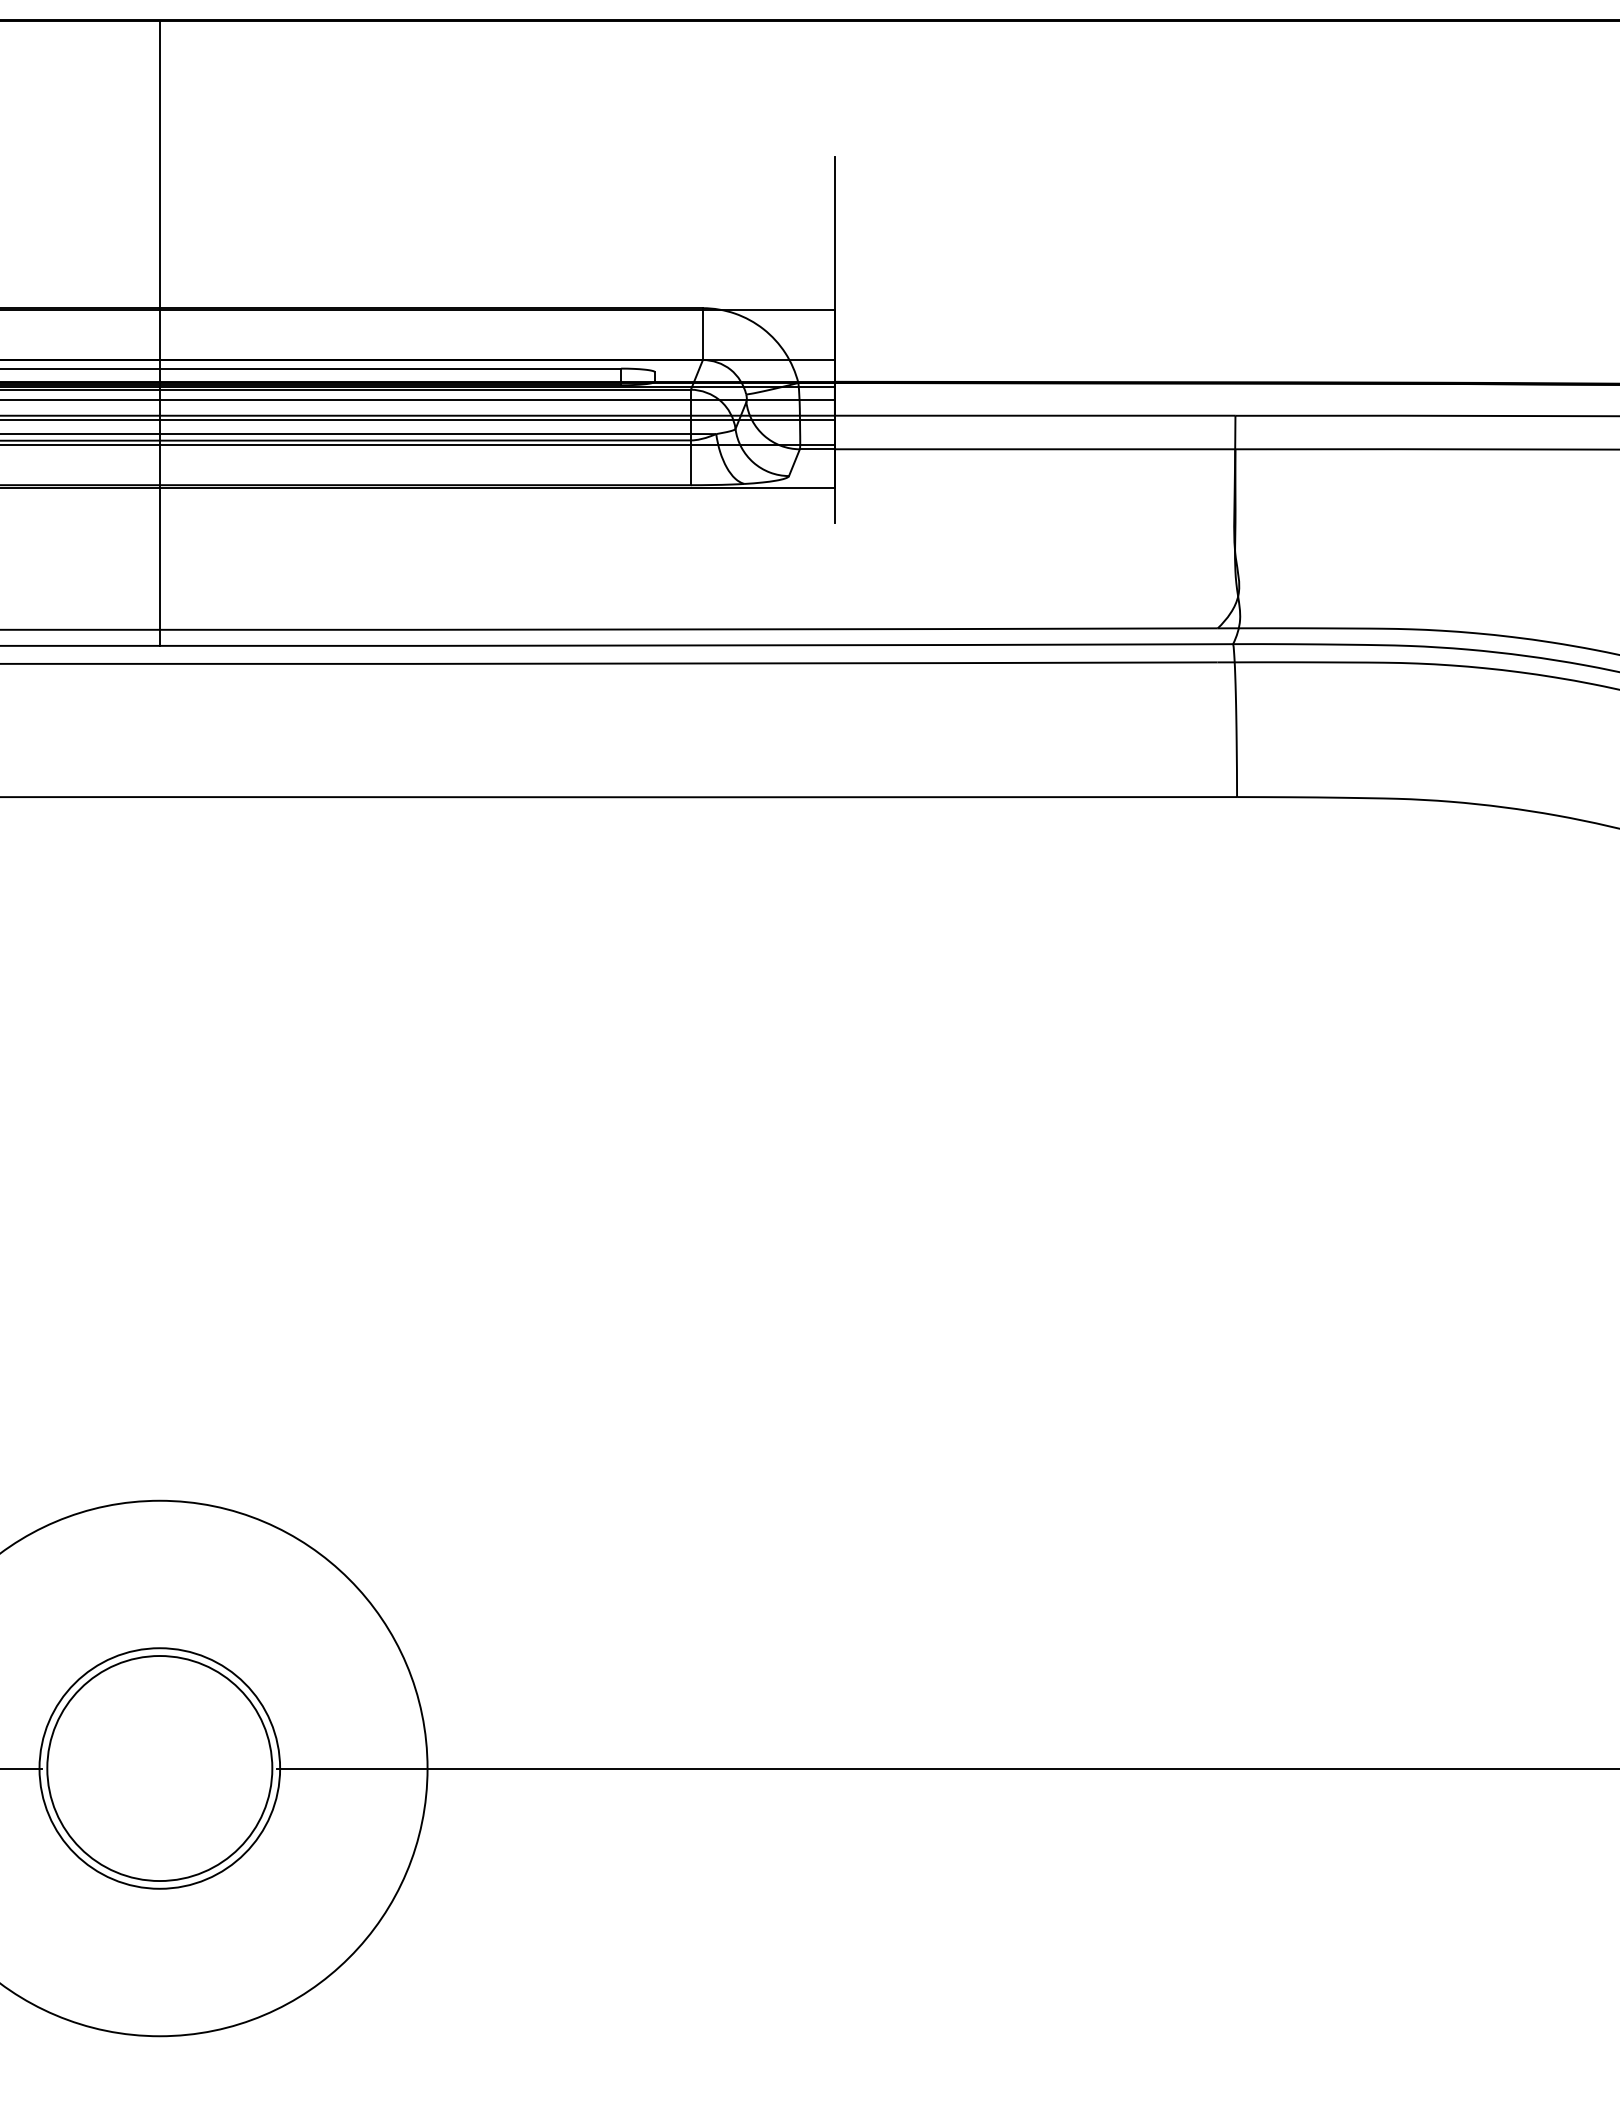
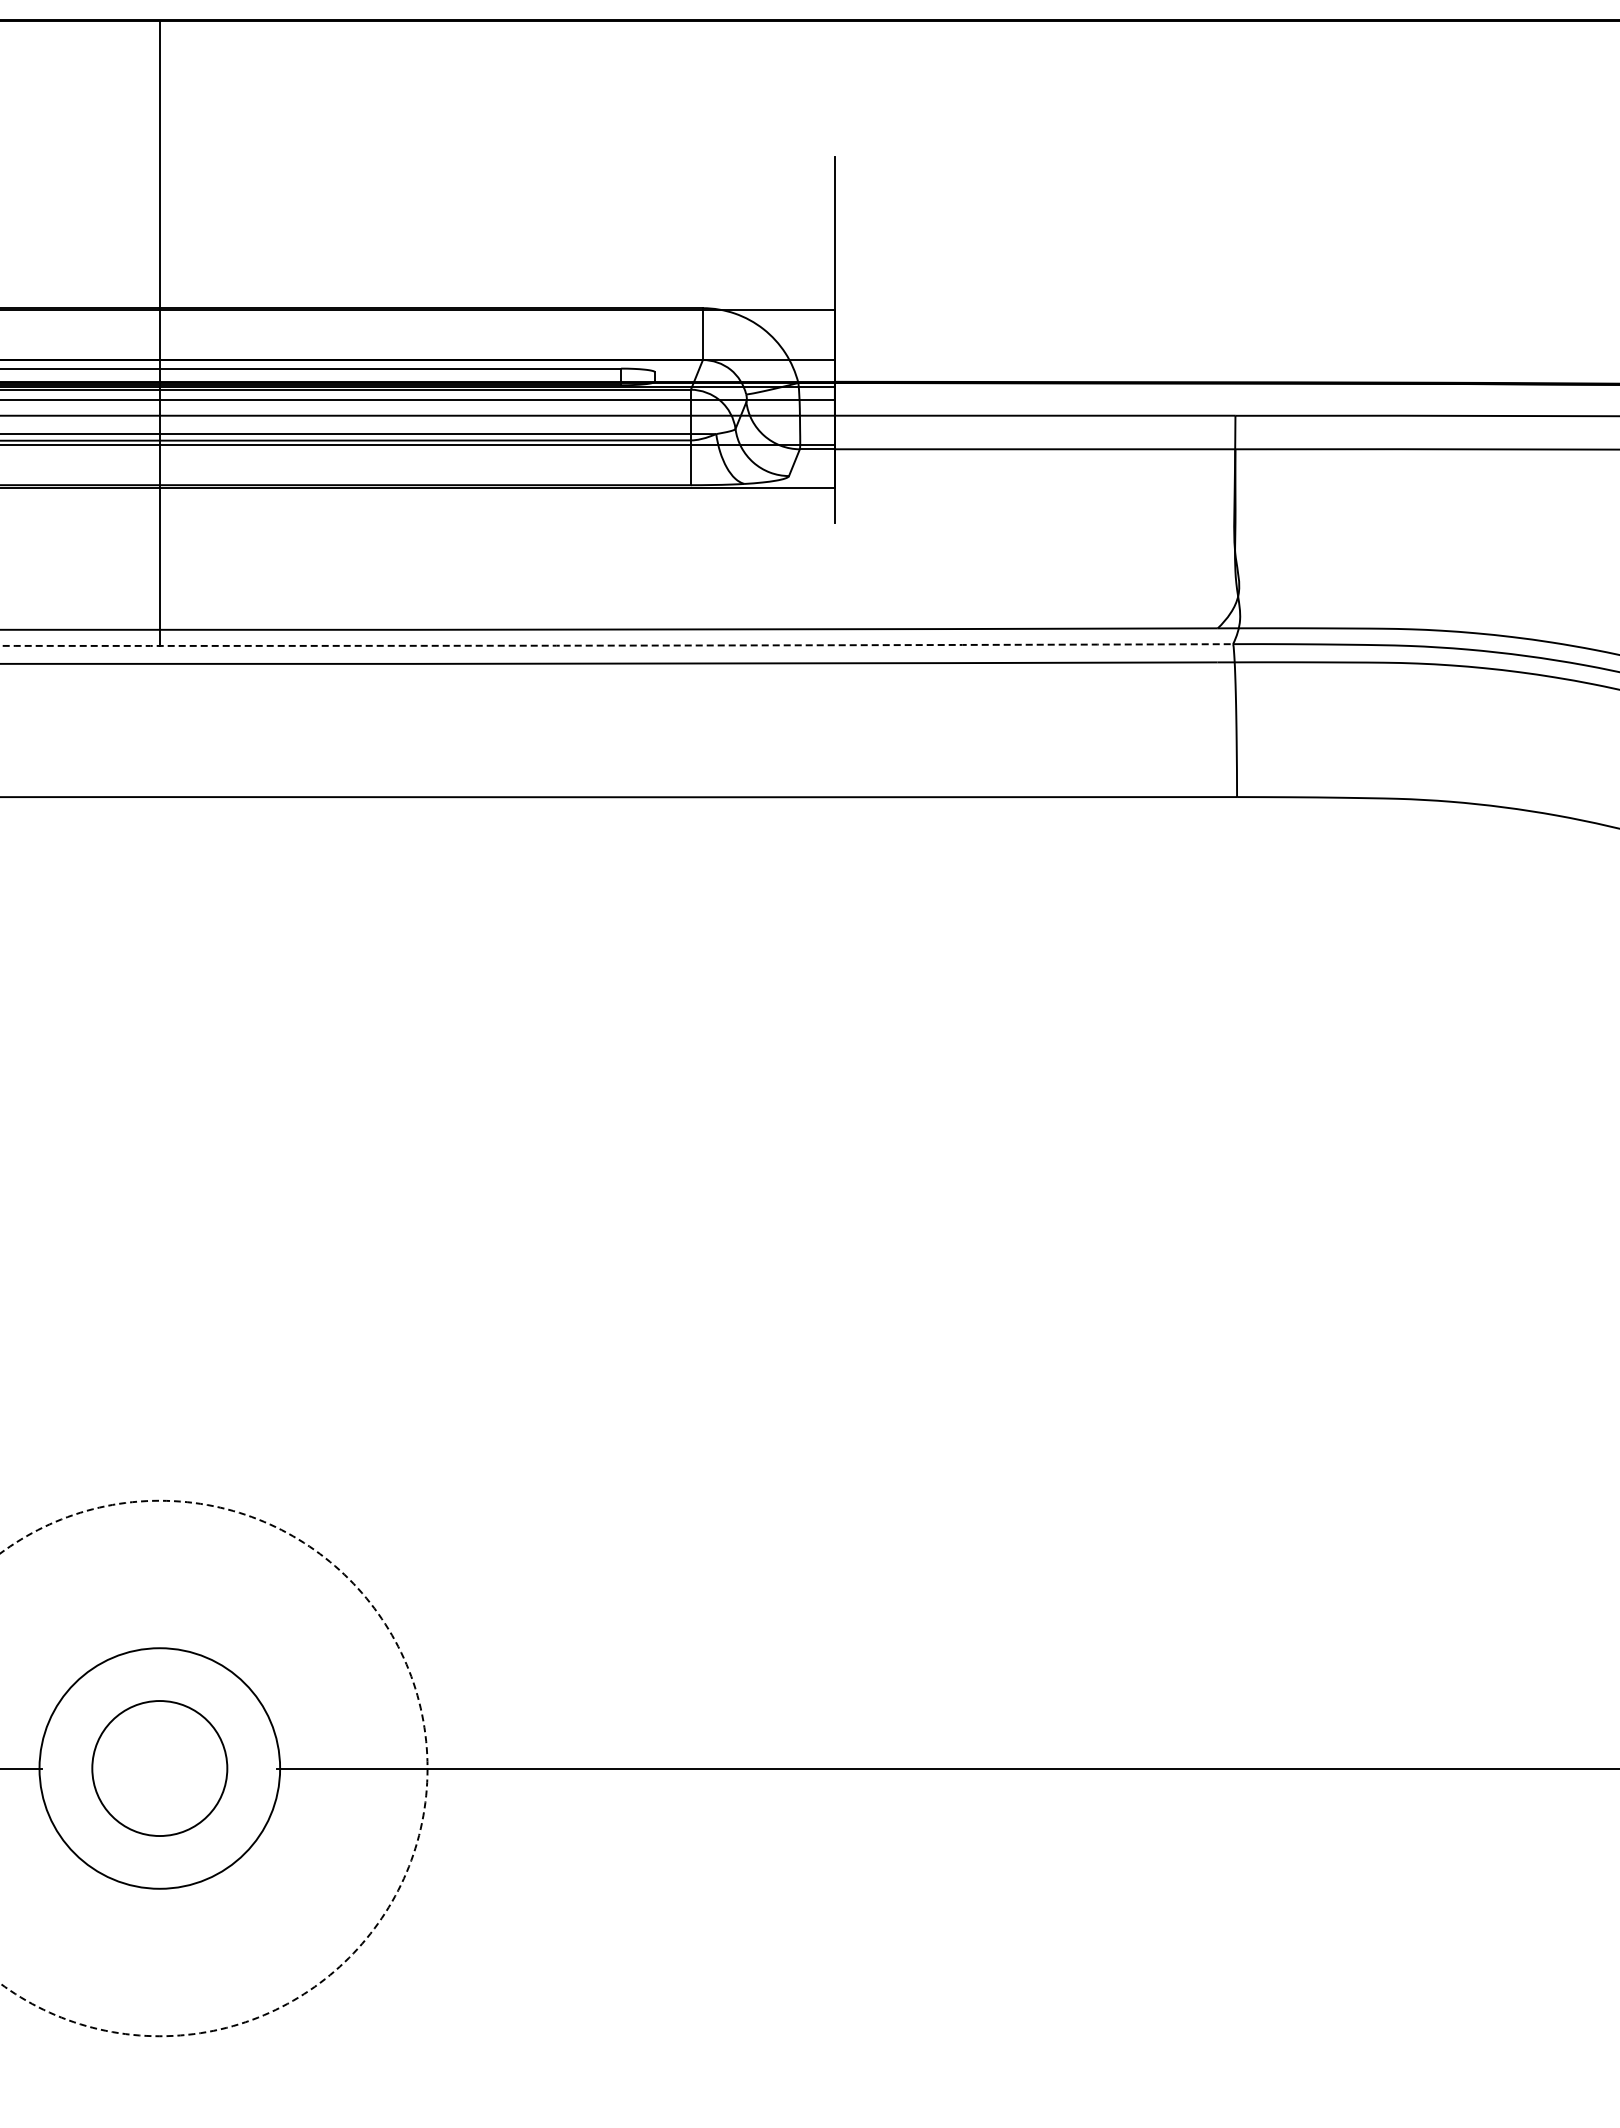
line: present -> none (418, 419)
arc: solid -> dashed (616, 645)
circle diameter: 225 px -> 135 px (159, 1768)
circle: solid -> dashed (213, 1768)
